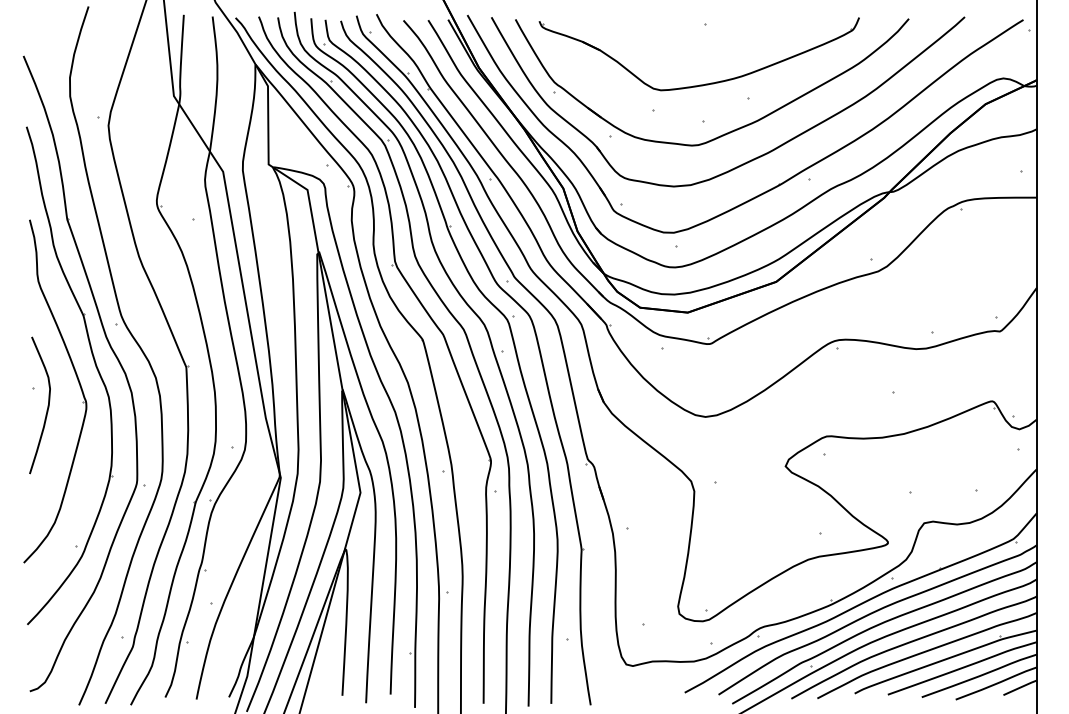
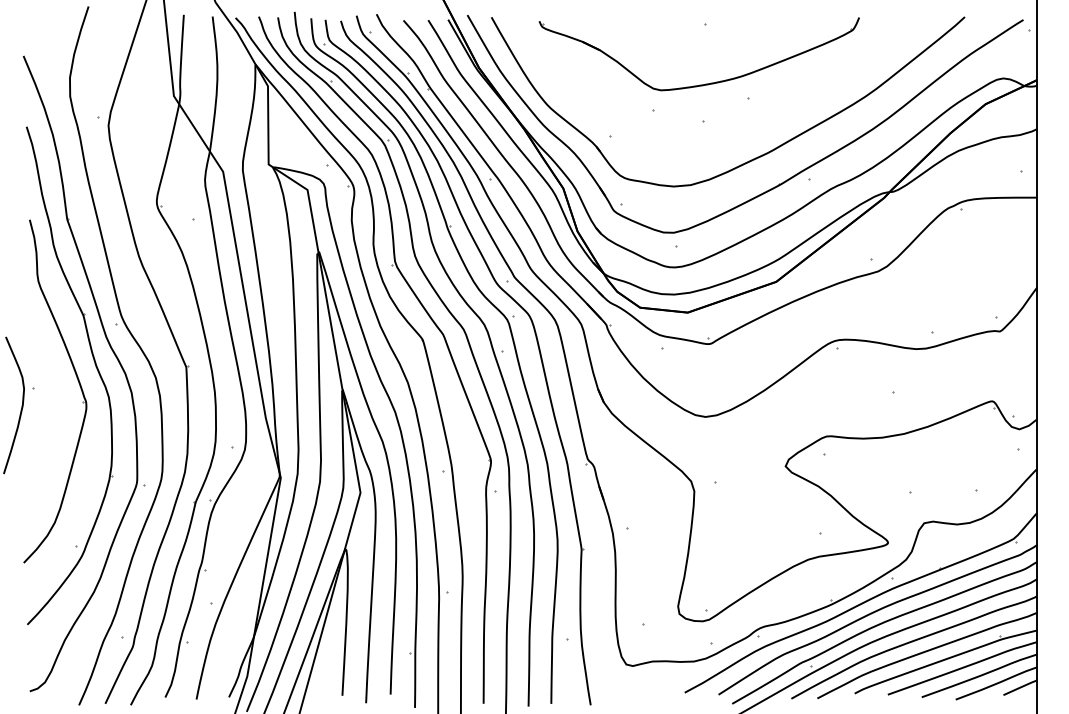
part: present -> none (731, 130)
curve position: (47, 405) -> (21, 405) (21, 405)
